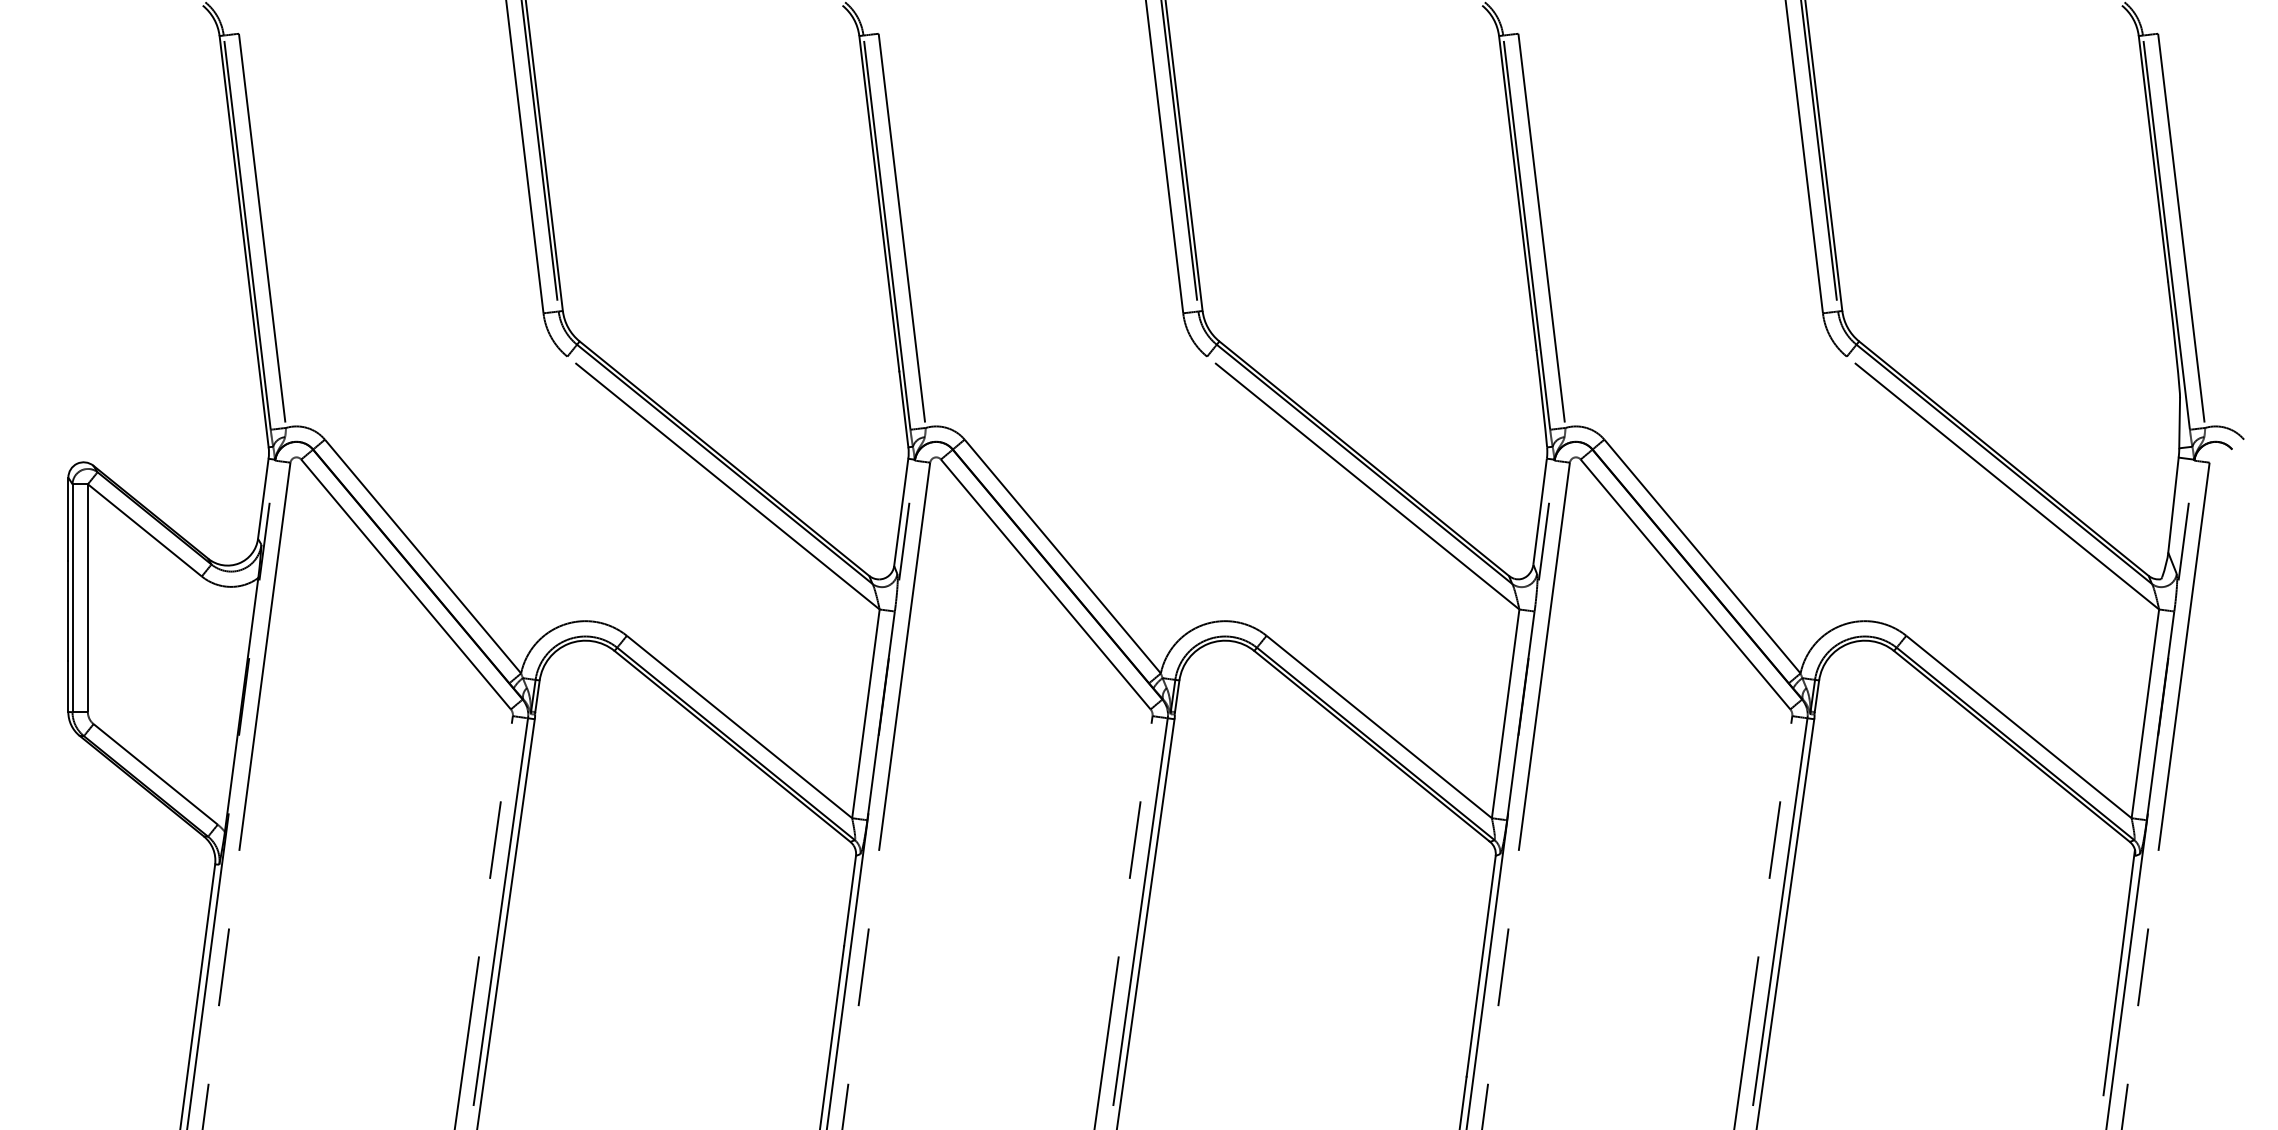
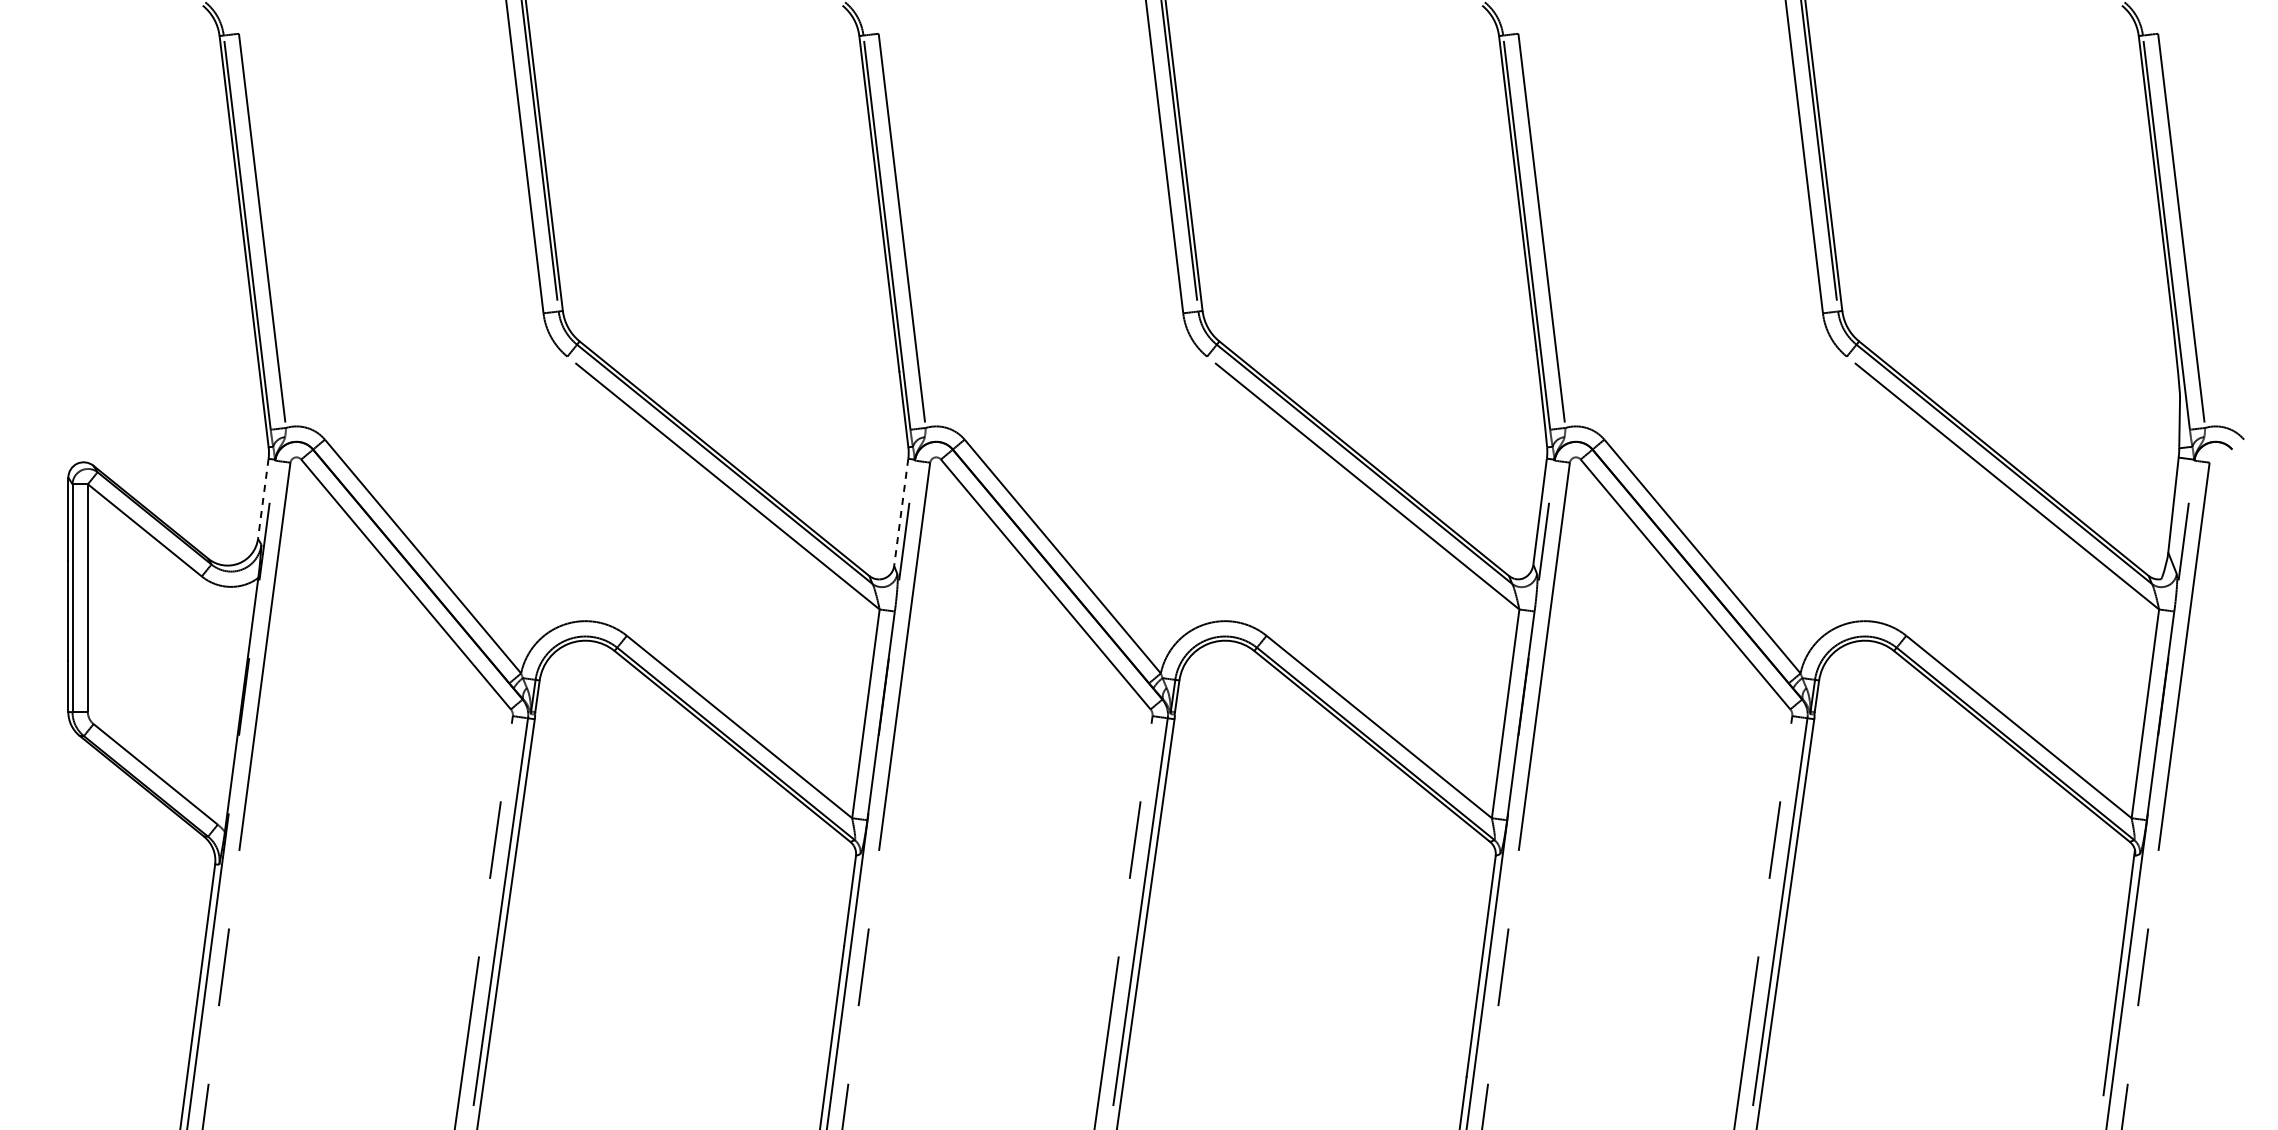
line: solid -> dashed (263, 499)
line: solid -> dashed (901, 512)
